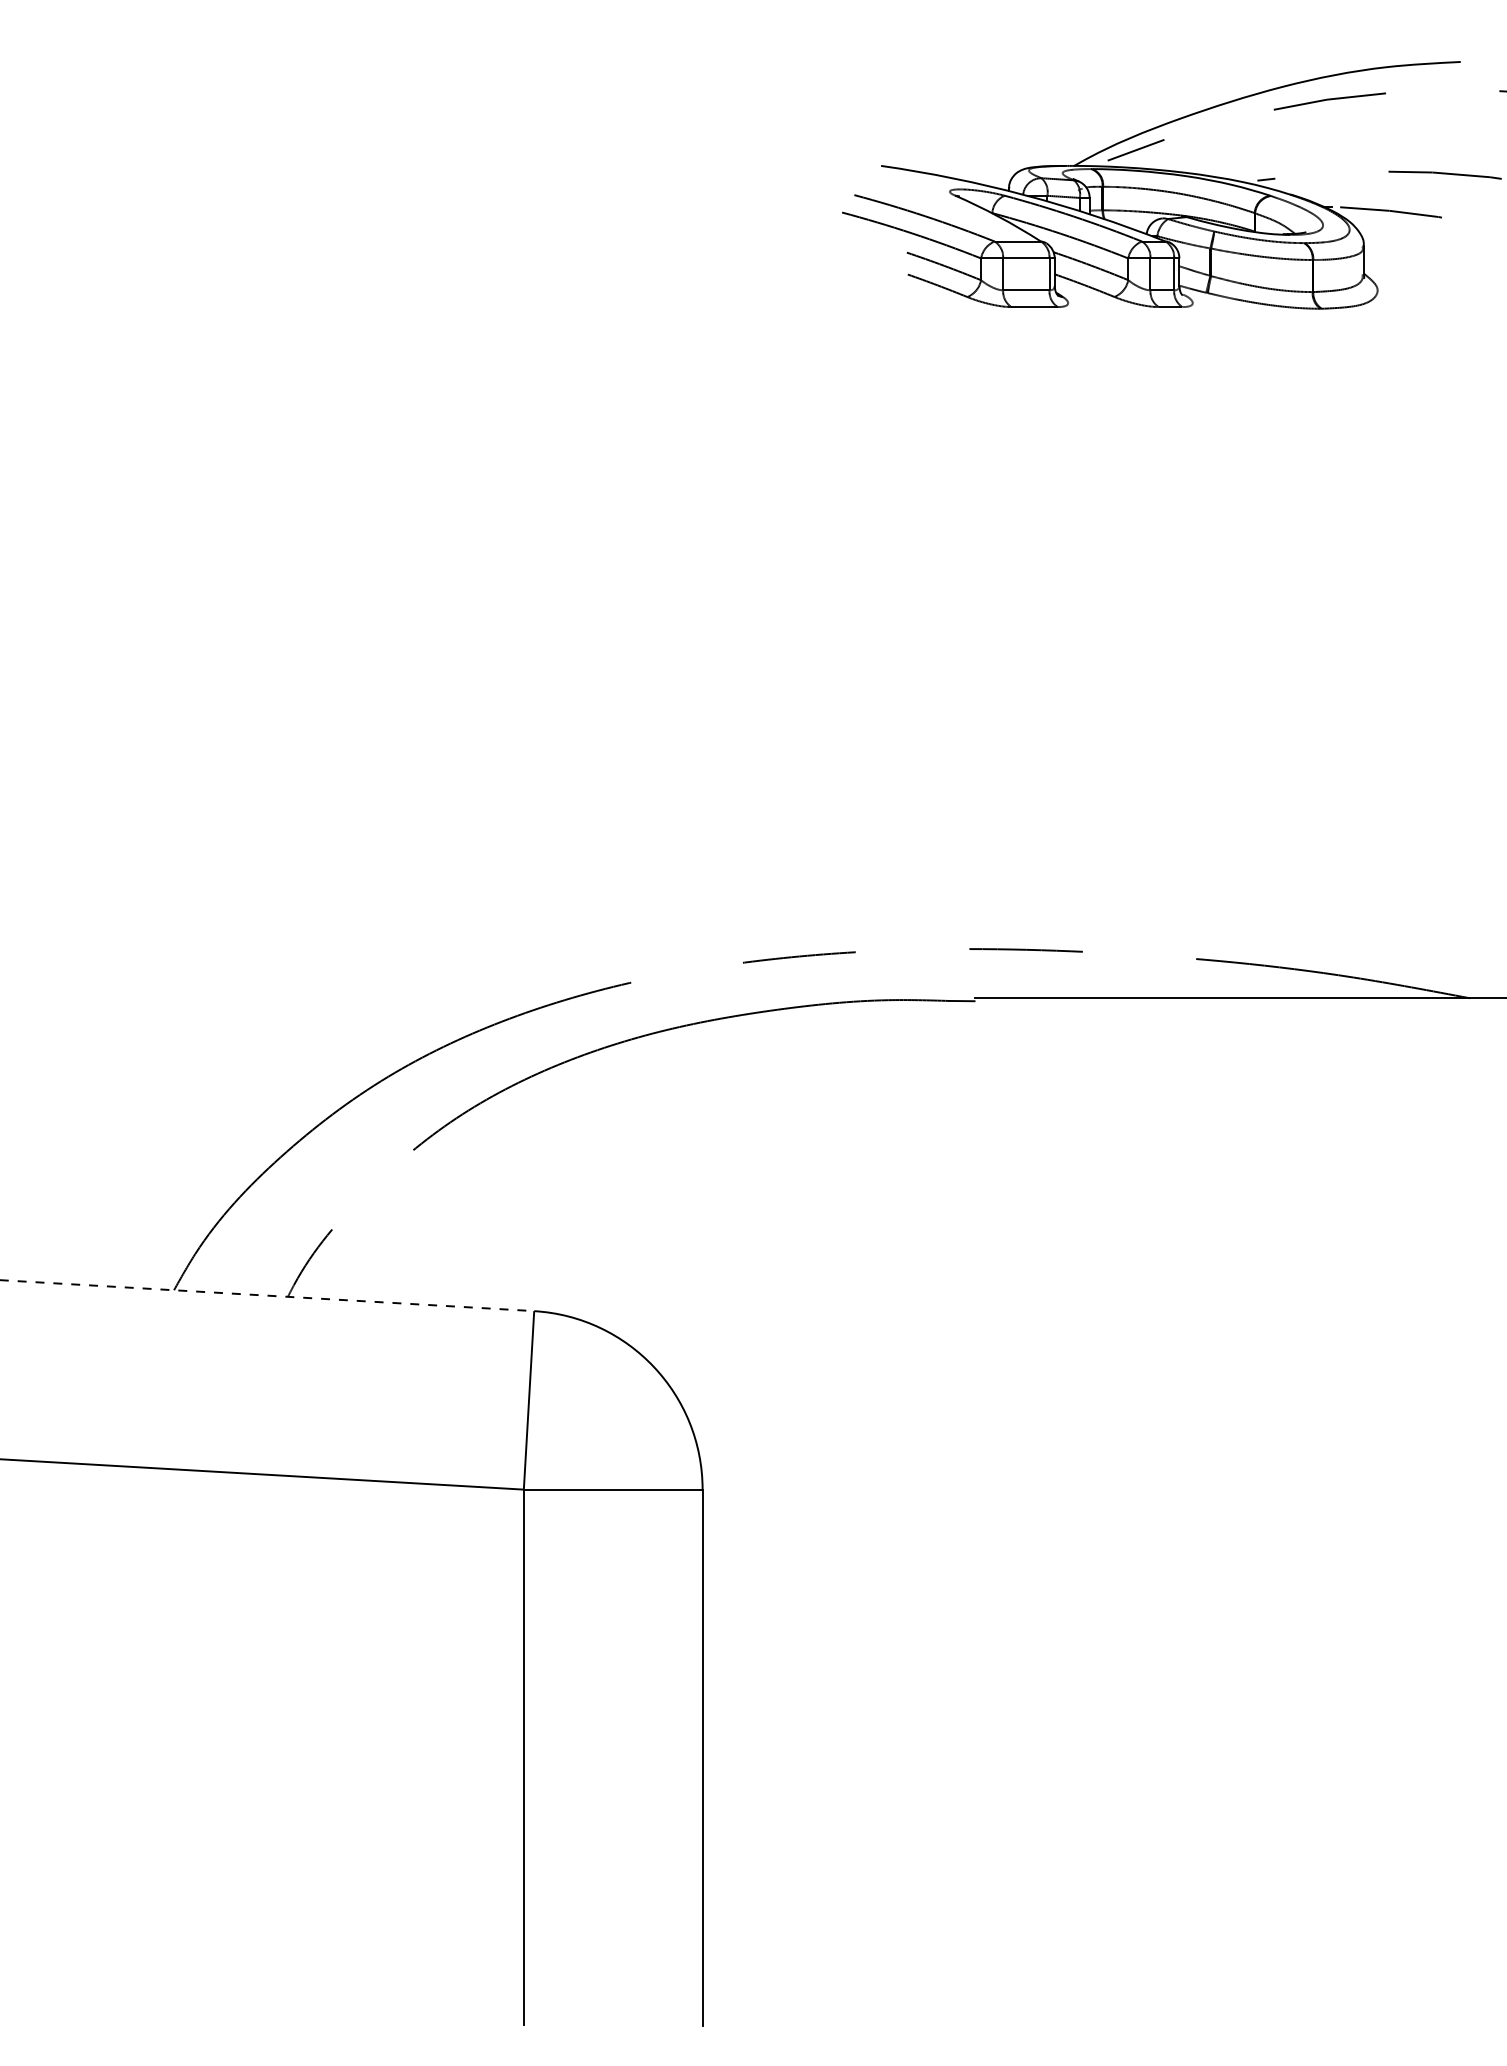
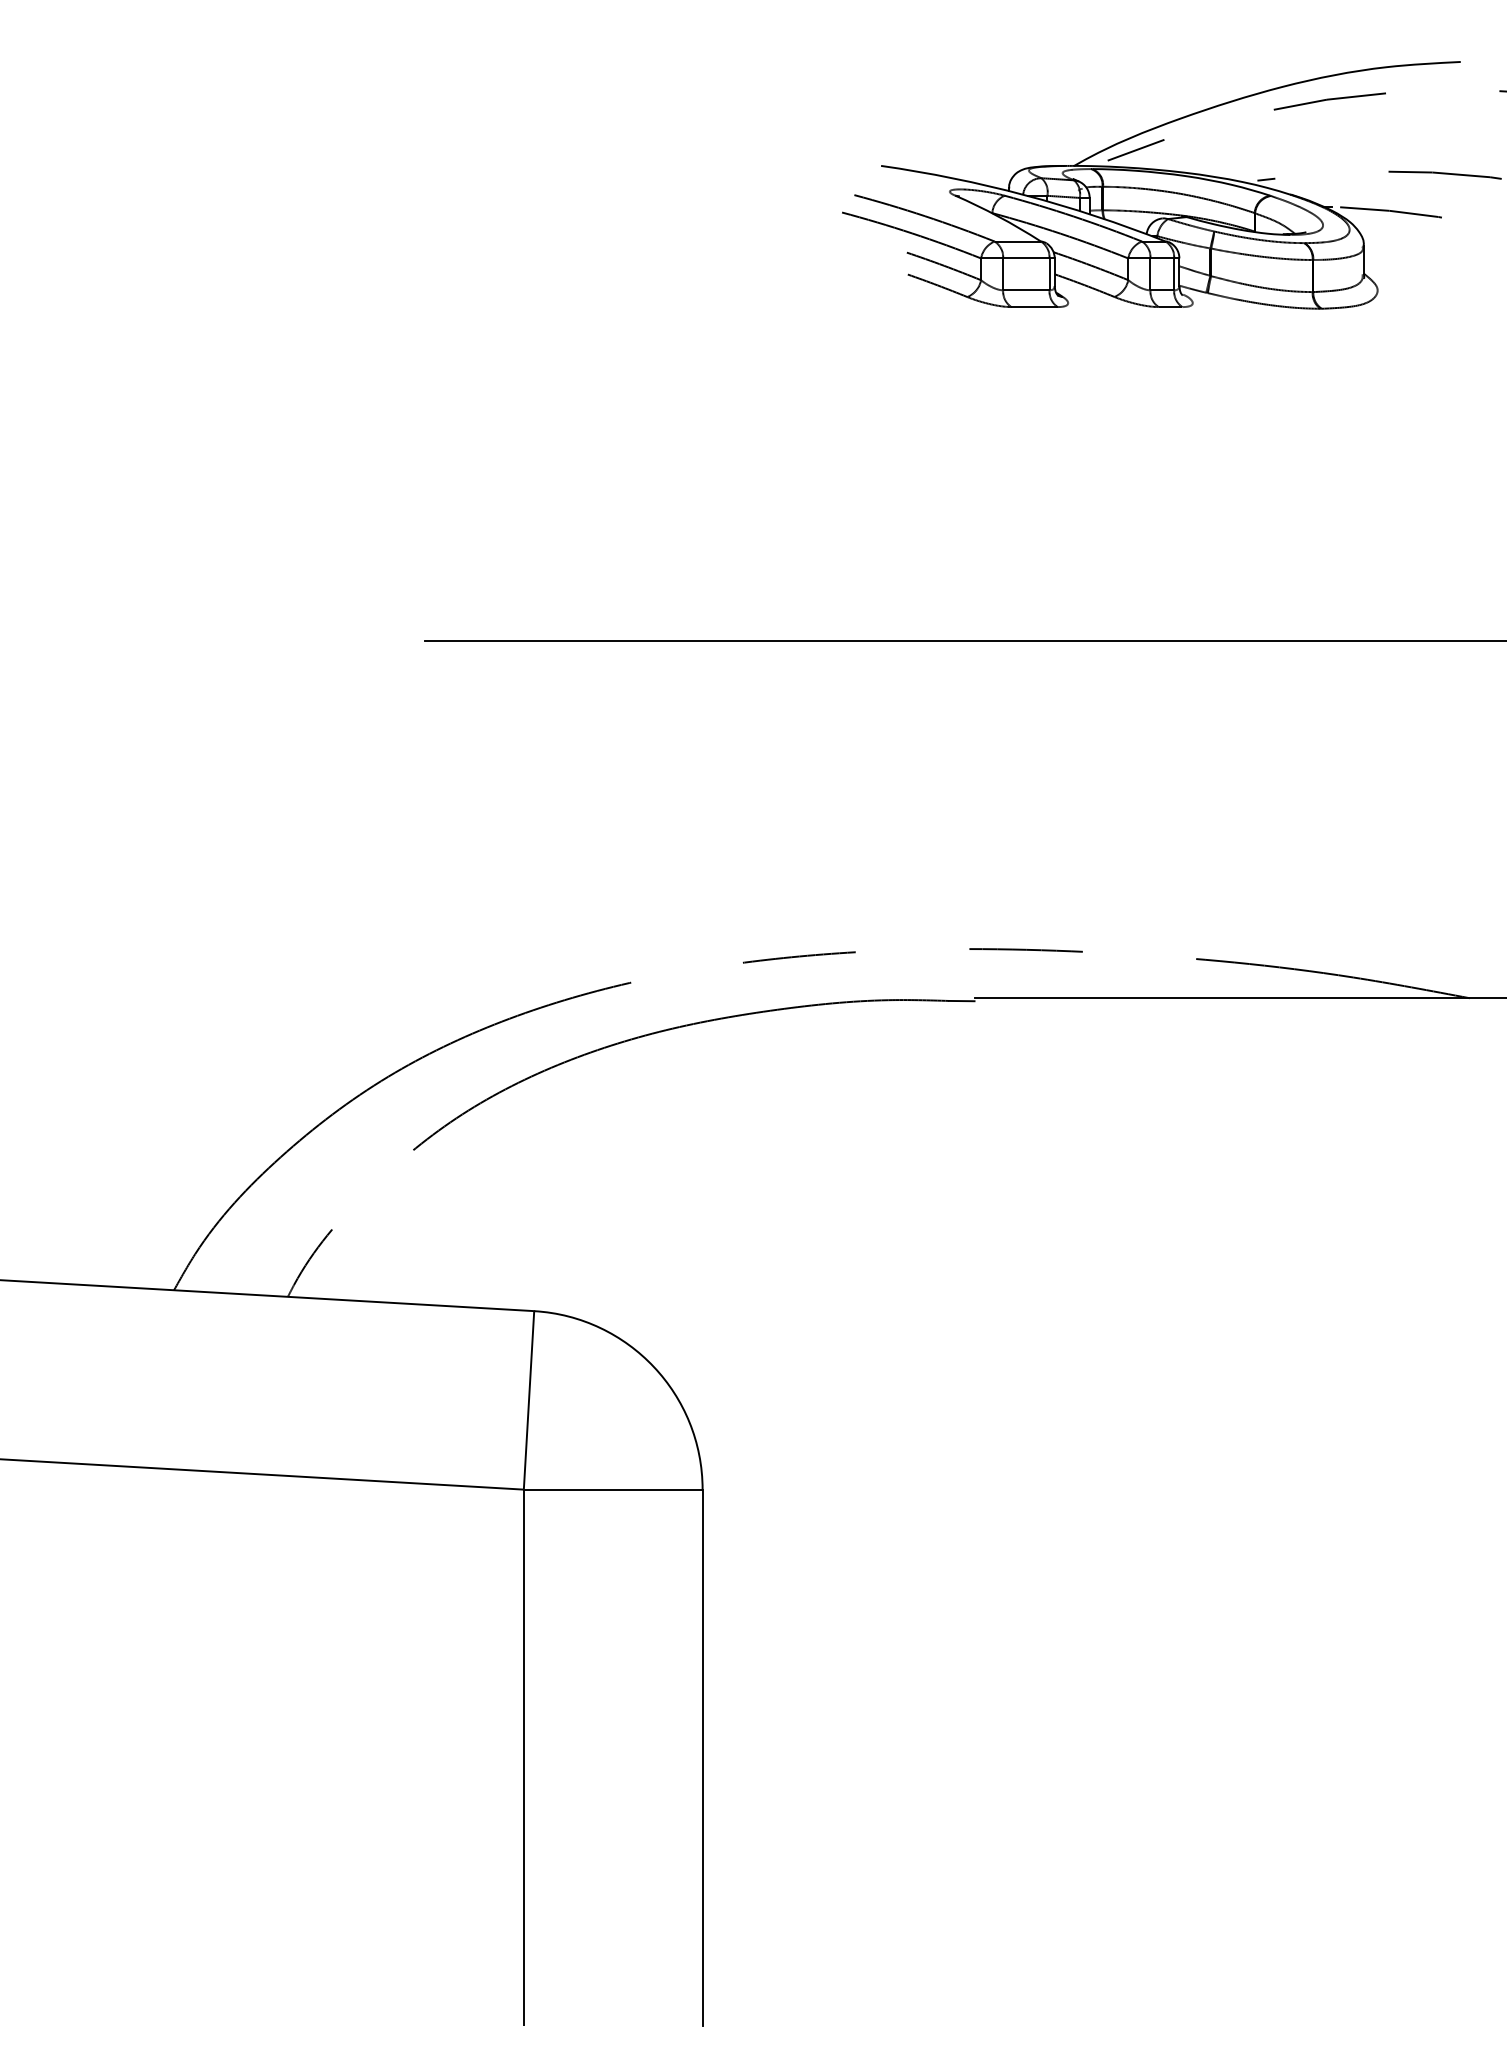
line: none -> present (963, 640)
line: dashed -> solid (267, 1295)
